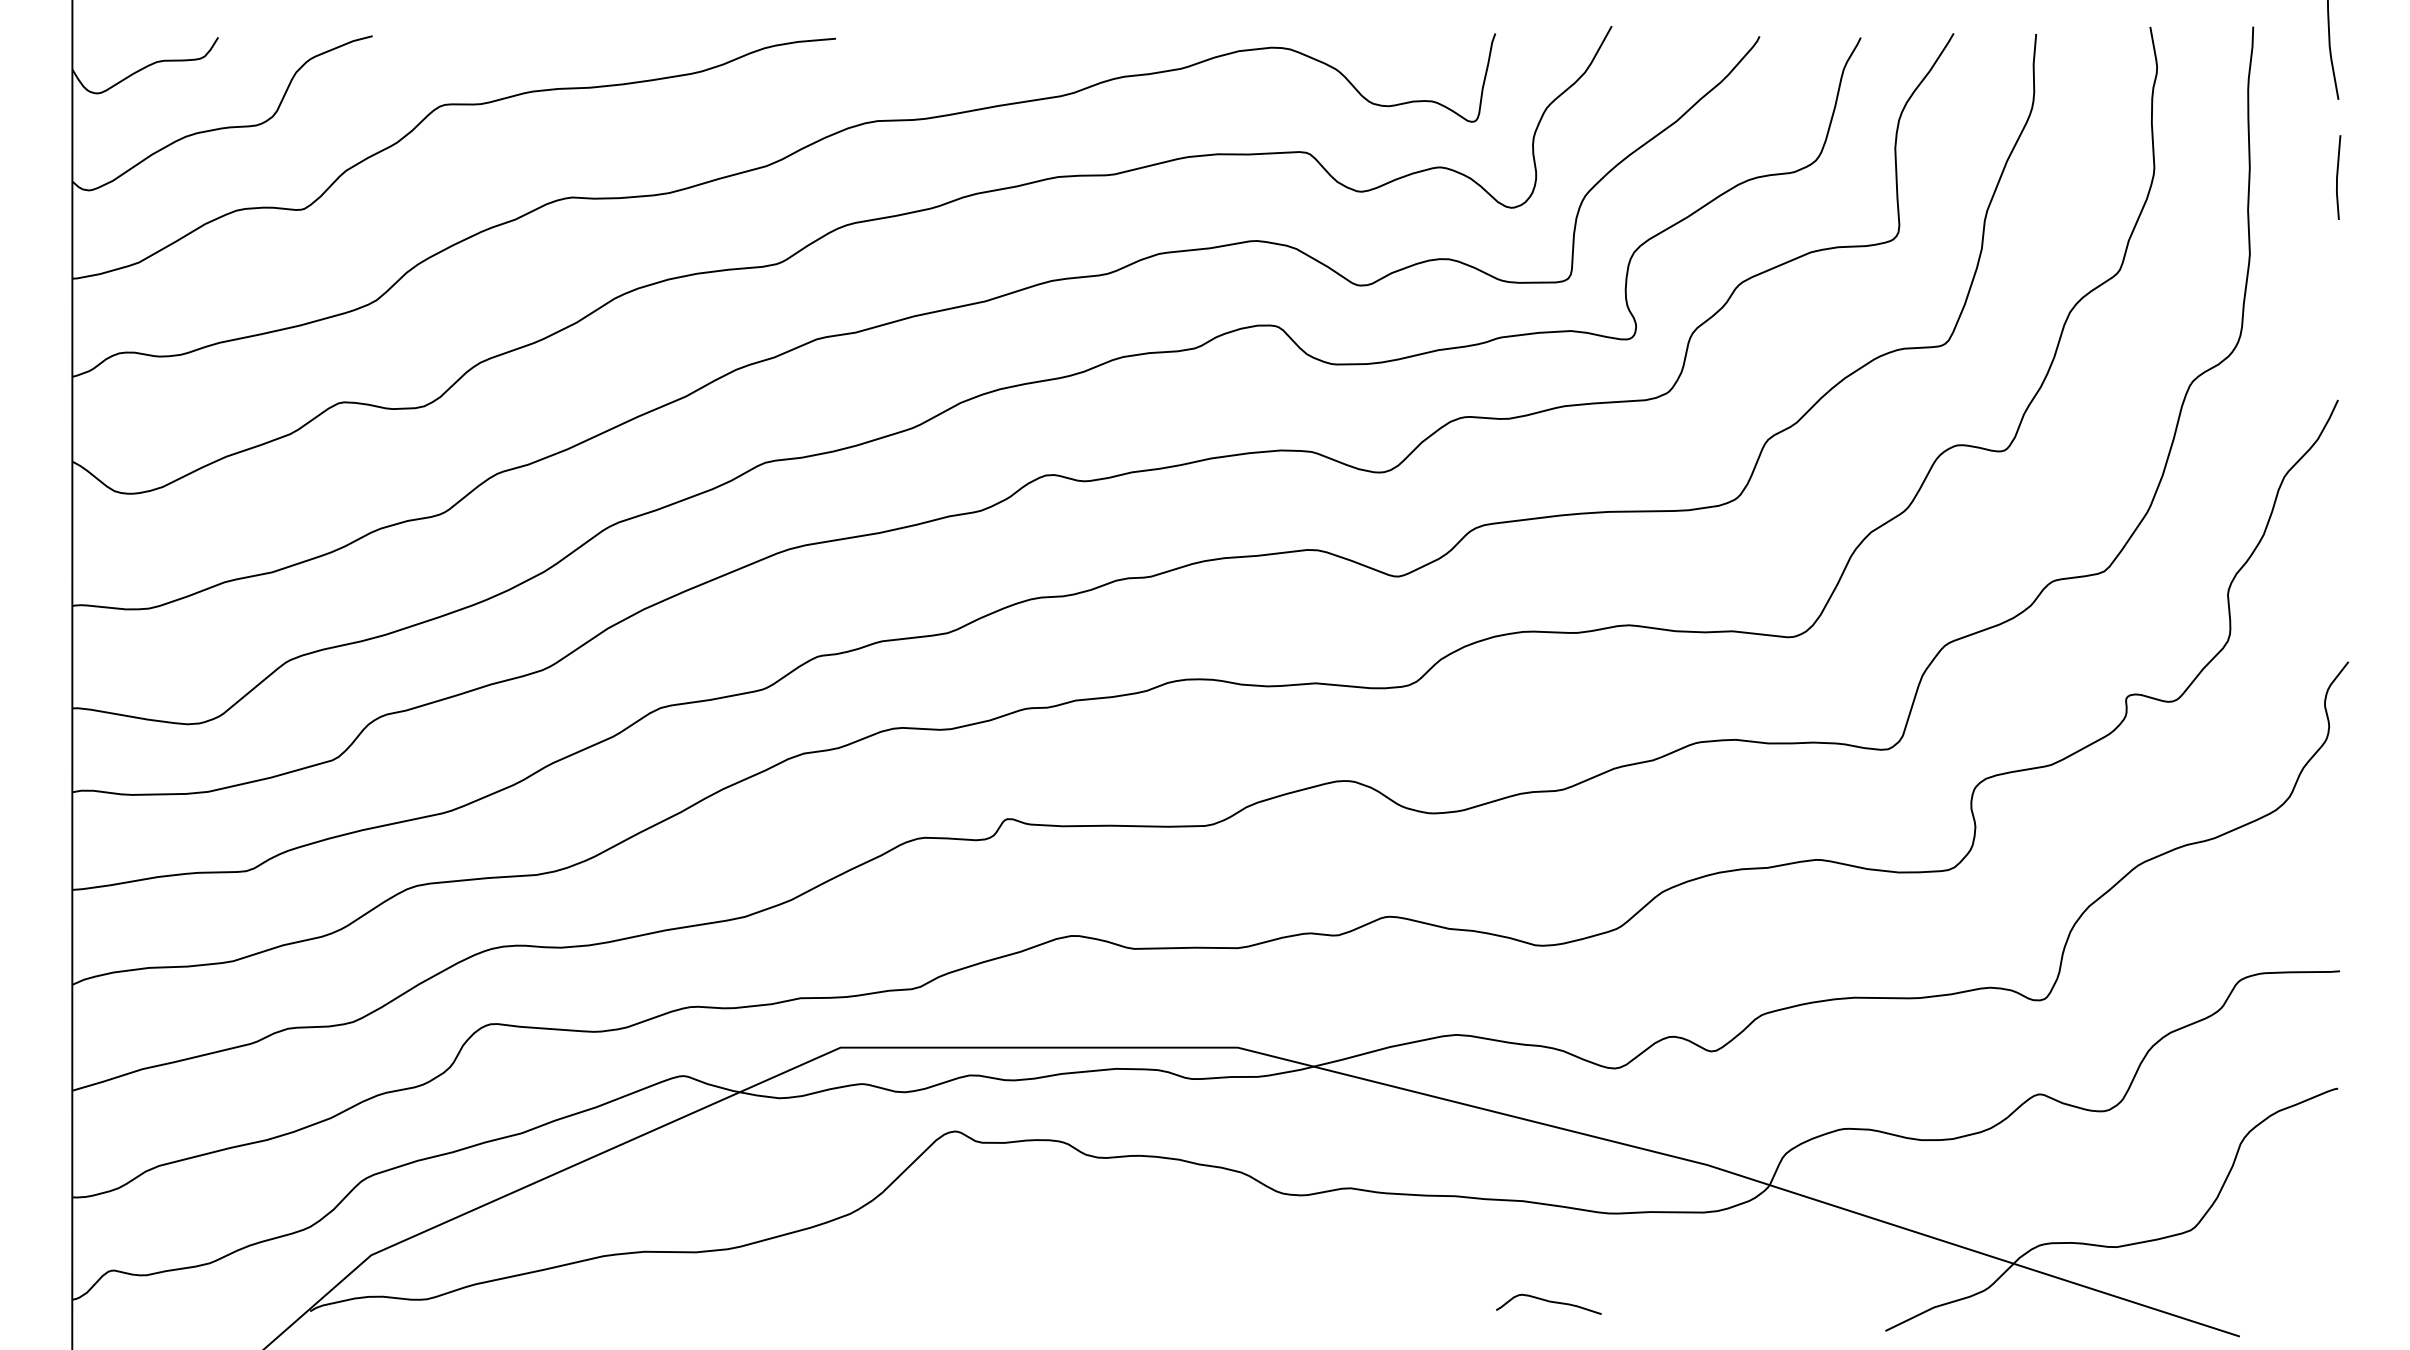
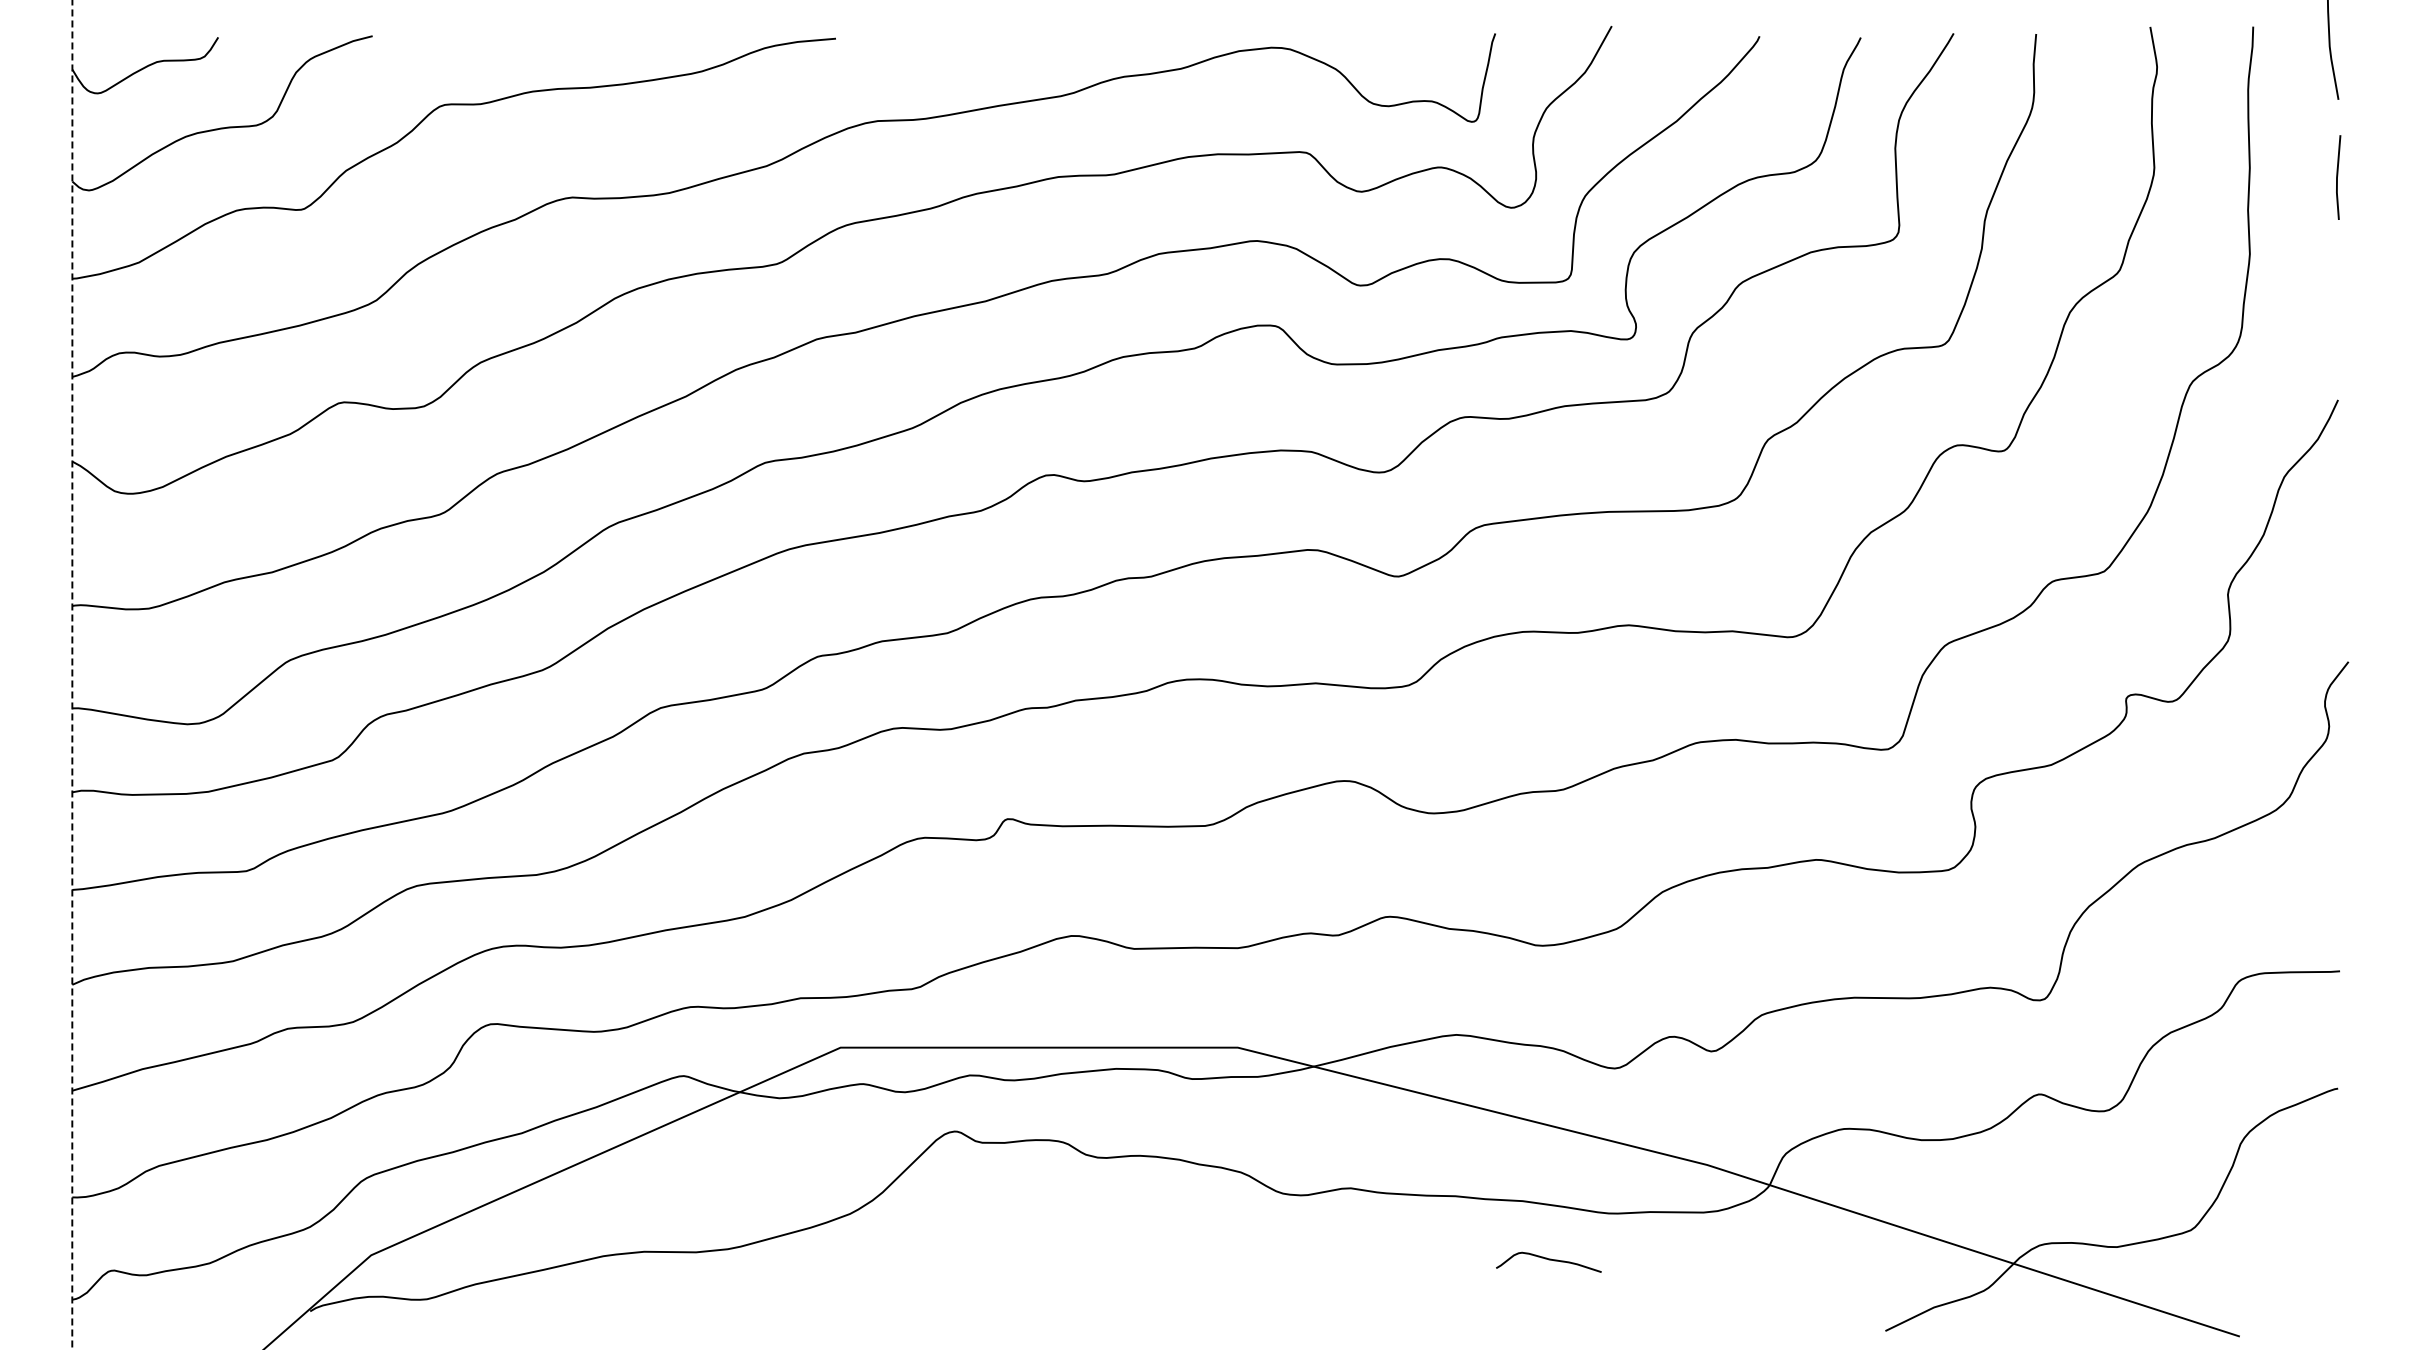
line: solid -> dashed (72, 674)
curve position: (1548, 1302) -> (1548, 1260) (1548, 1260)
